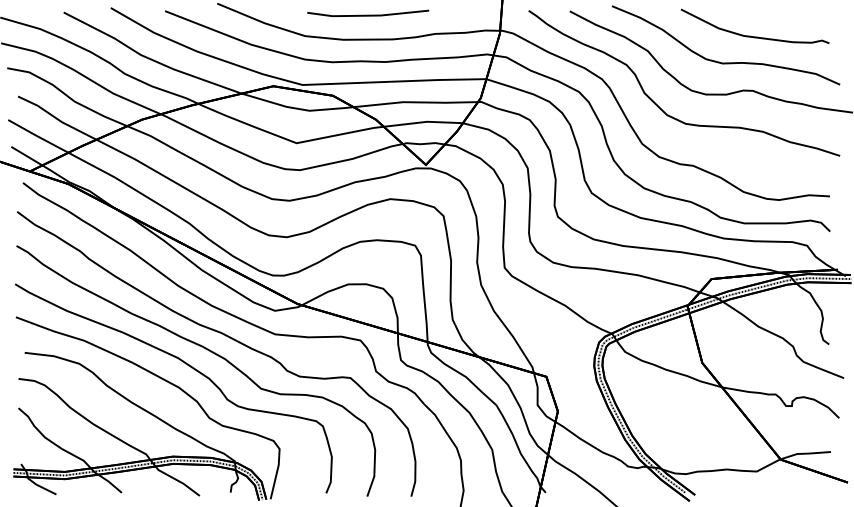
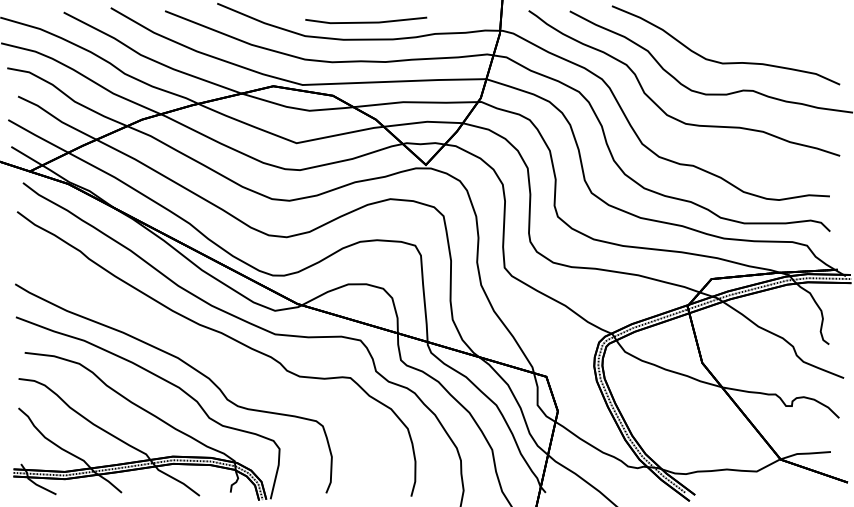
line position: (368, 14) -> (366, 21) (366, 21)
part: present -> none (750, 35)
part: present -> none (210, 352)
